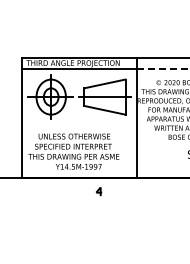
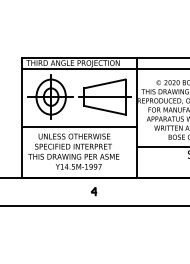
line: dashed -> solid (164, 69)
line: none -> present (79, 126)
line: none -> present (161, 146)
part position: (99, 191) -> (94, 191) (94, 191)
line: none -> present (94, 205)
